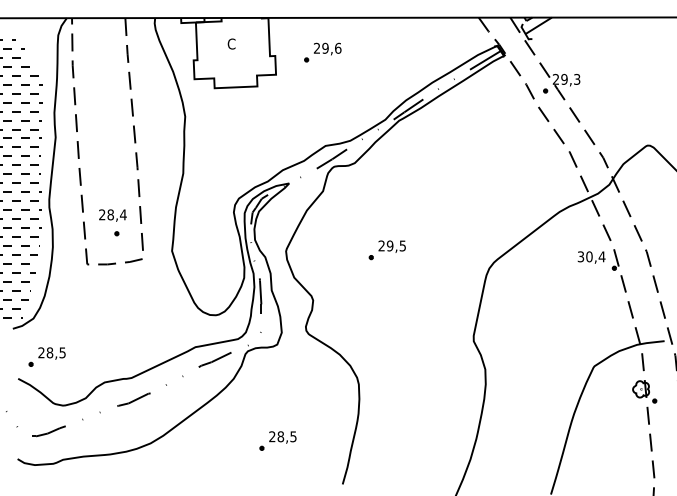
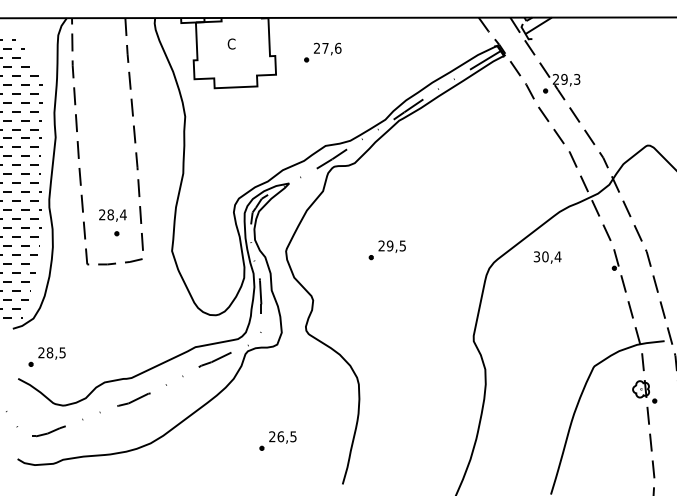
text: 29,6 -> 27,6 (325, 47)
text position: (591, 257) -> (547, 257) (547, 257)
text: 28,5 -> 26,5 (280, 436)
